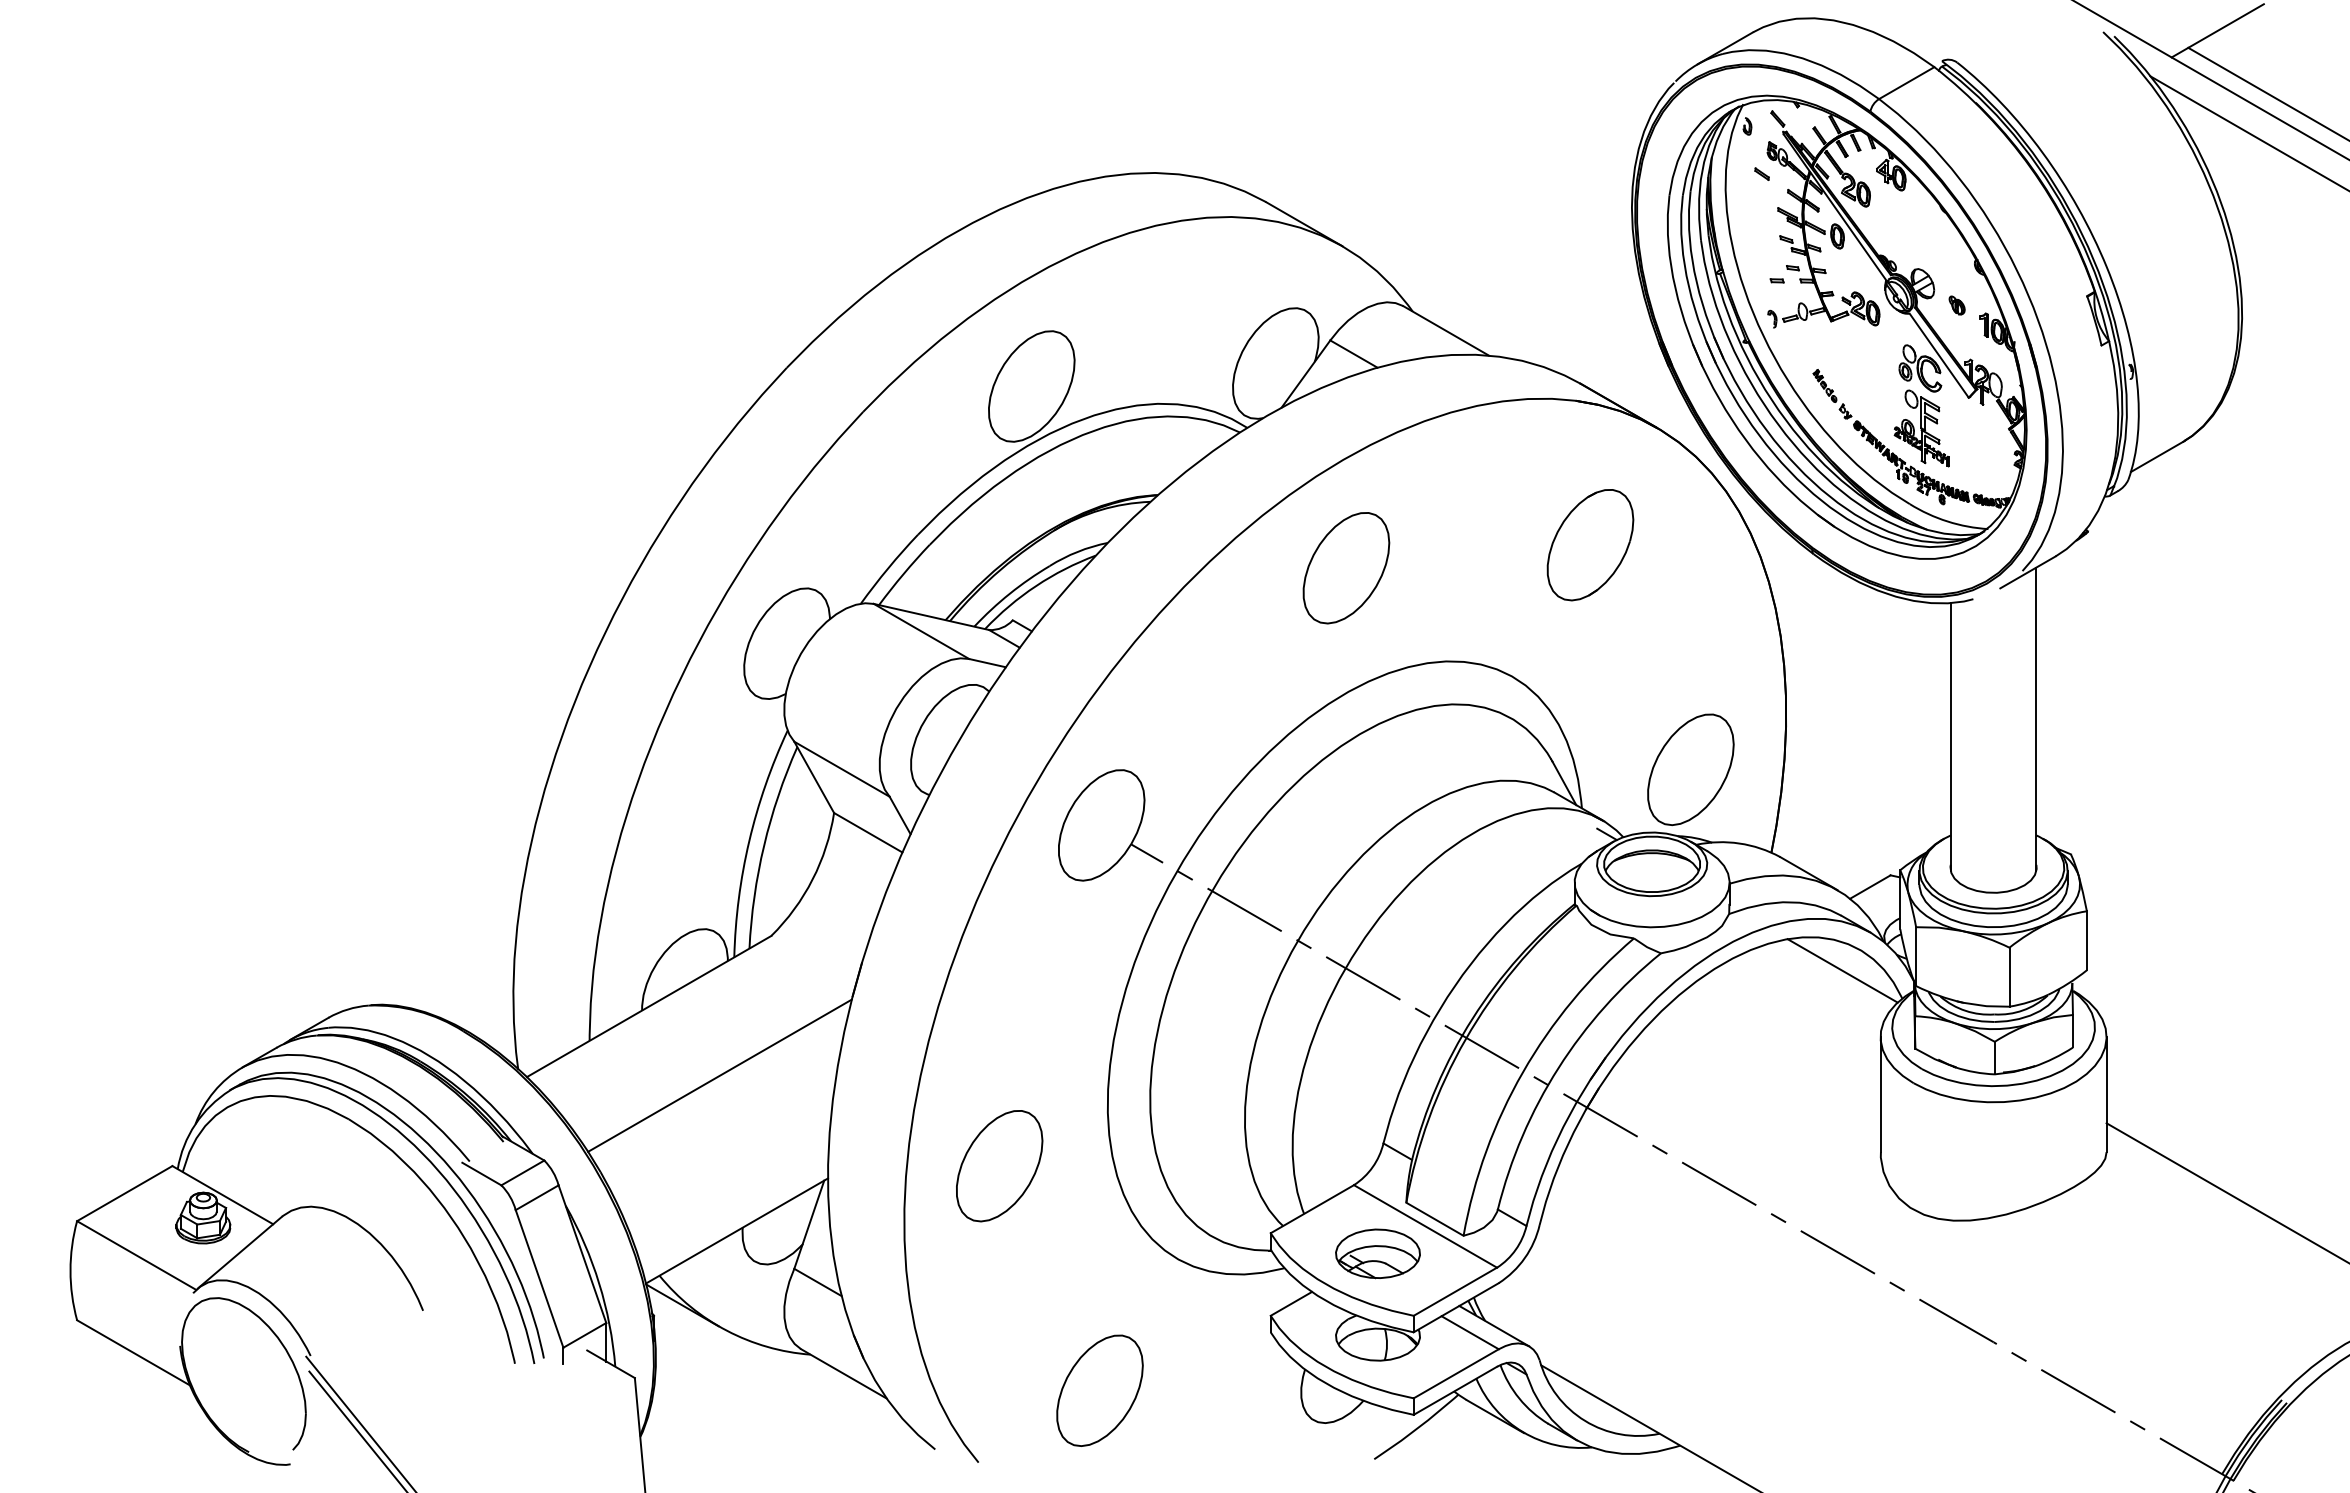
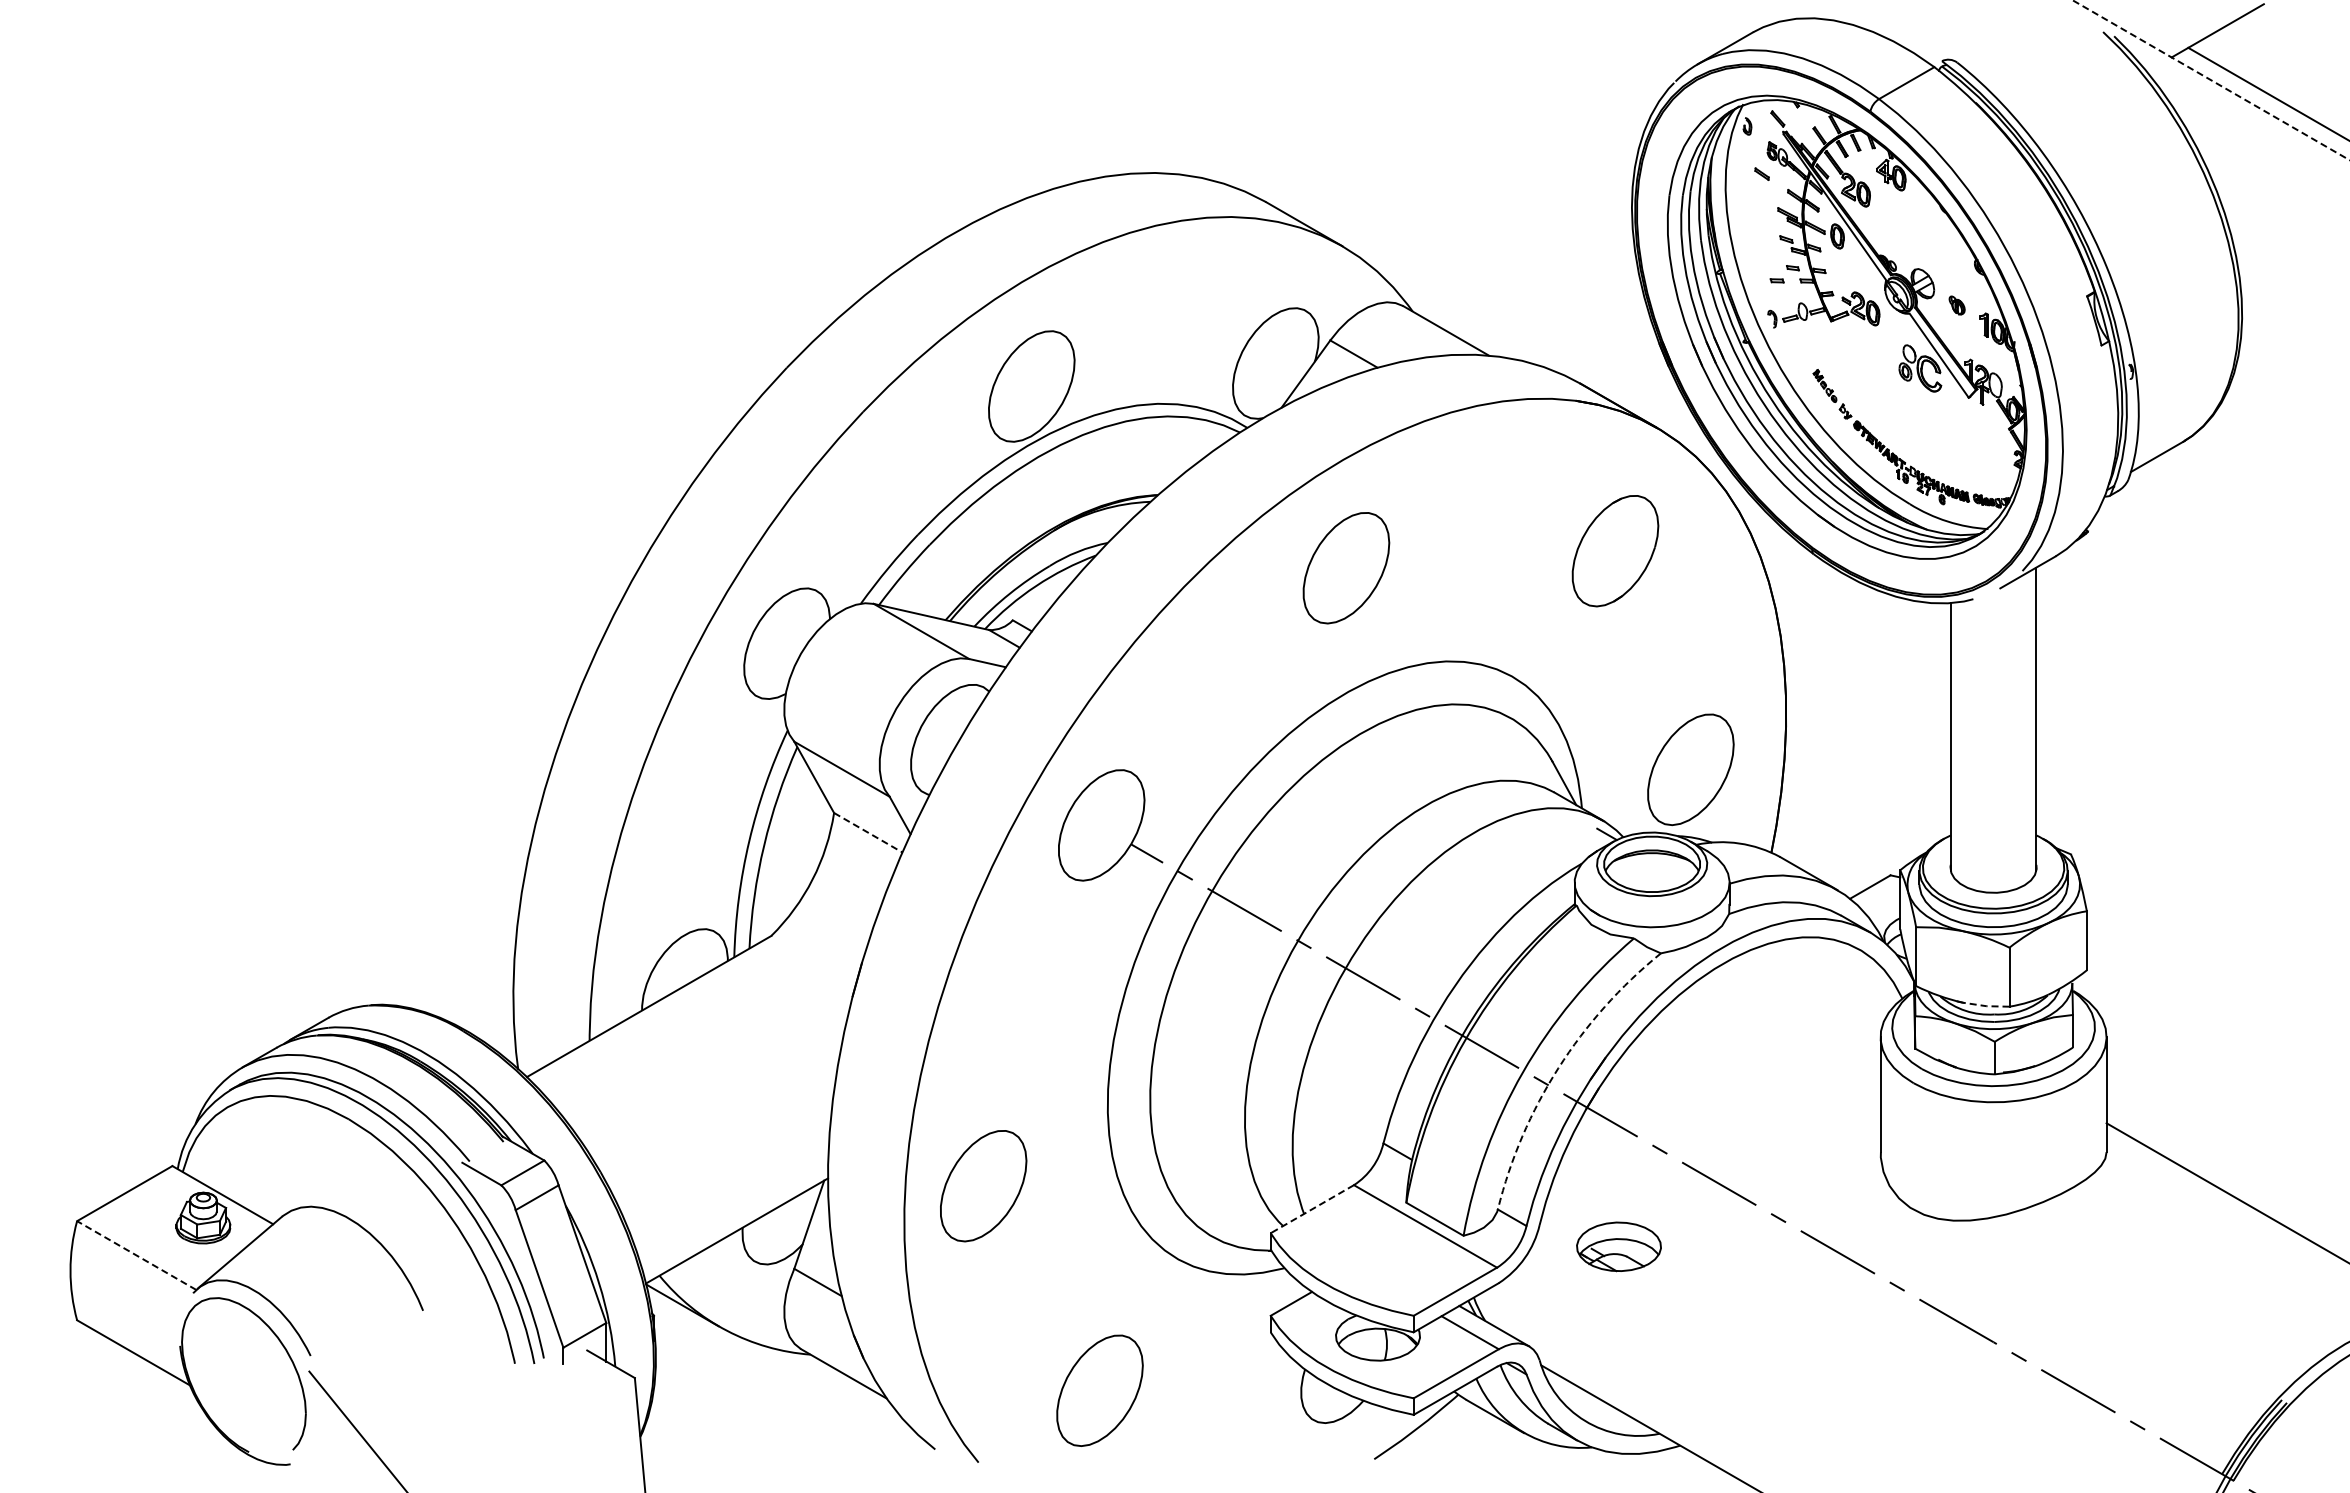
line: solid -> dashed (2211, 80)
line: present -> none (2248, 132)
part: present -> none (1921, 428)
part position: (1590, 545) -> (1615, 551) (1615, 551)
line: solid -> dashed (868, 832)
line: present -> none (1842, 970)
line: solid -> dashed (1985, 1006)
arc: solid -> dashed (1558, 1068)
line: present -> none (719, 1075)
part position: (999, 1166) -> (983, 1186) (983, 1186)
line: solid -> dashed (1311, 1209)
part position: (1377, 1253) -> (1618, 1246) (1618, 1246)
line: solid -> dashed (136, 1255)
line: present -> none (359, 1422)
